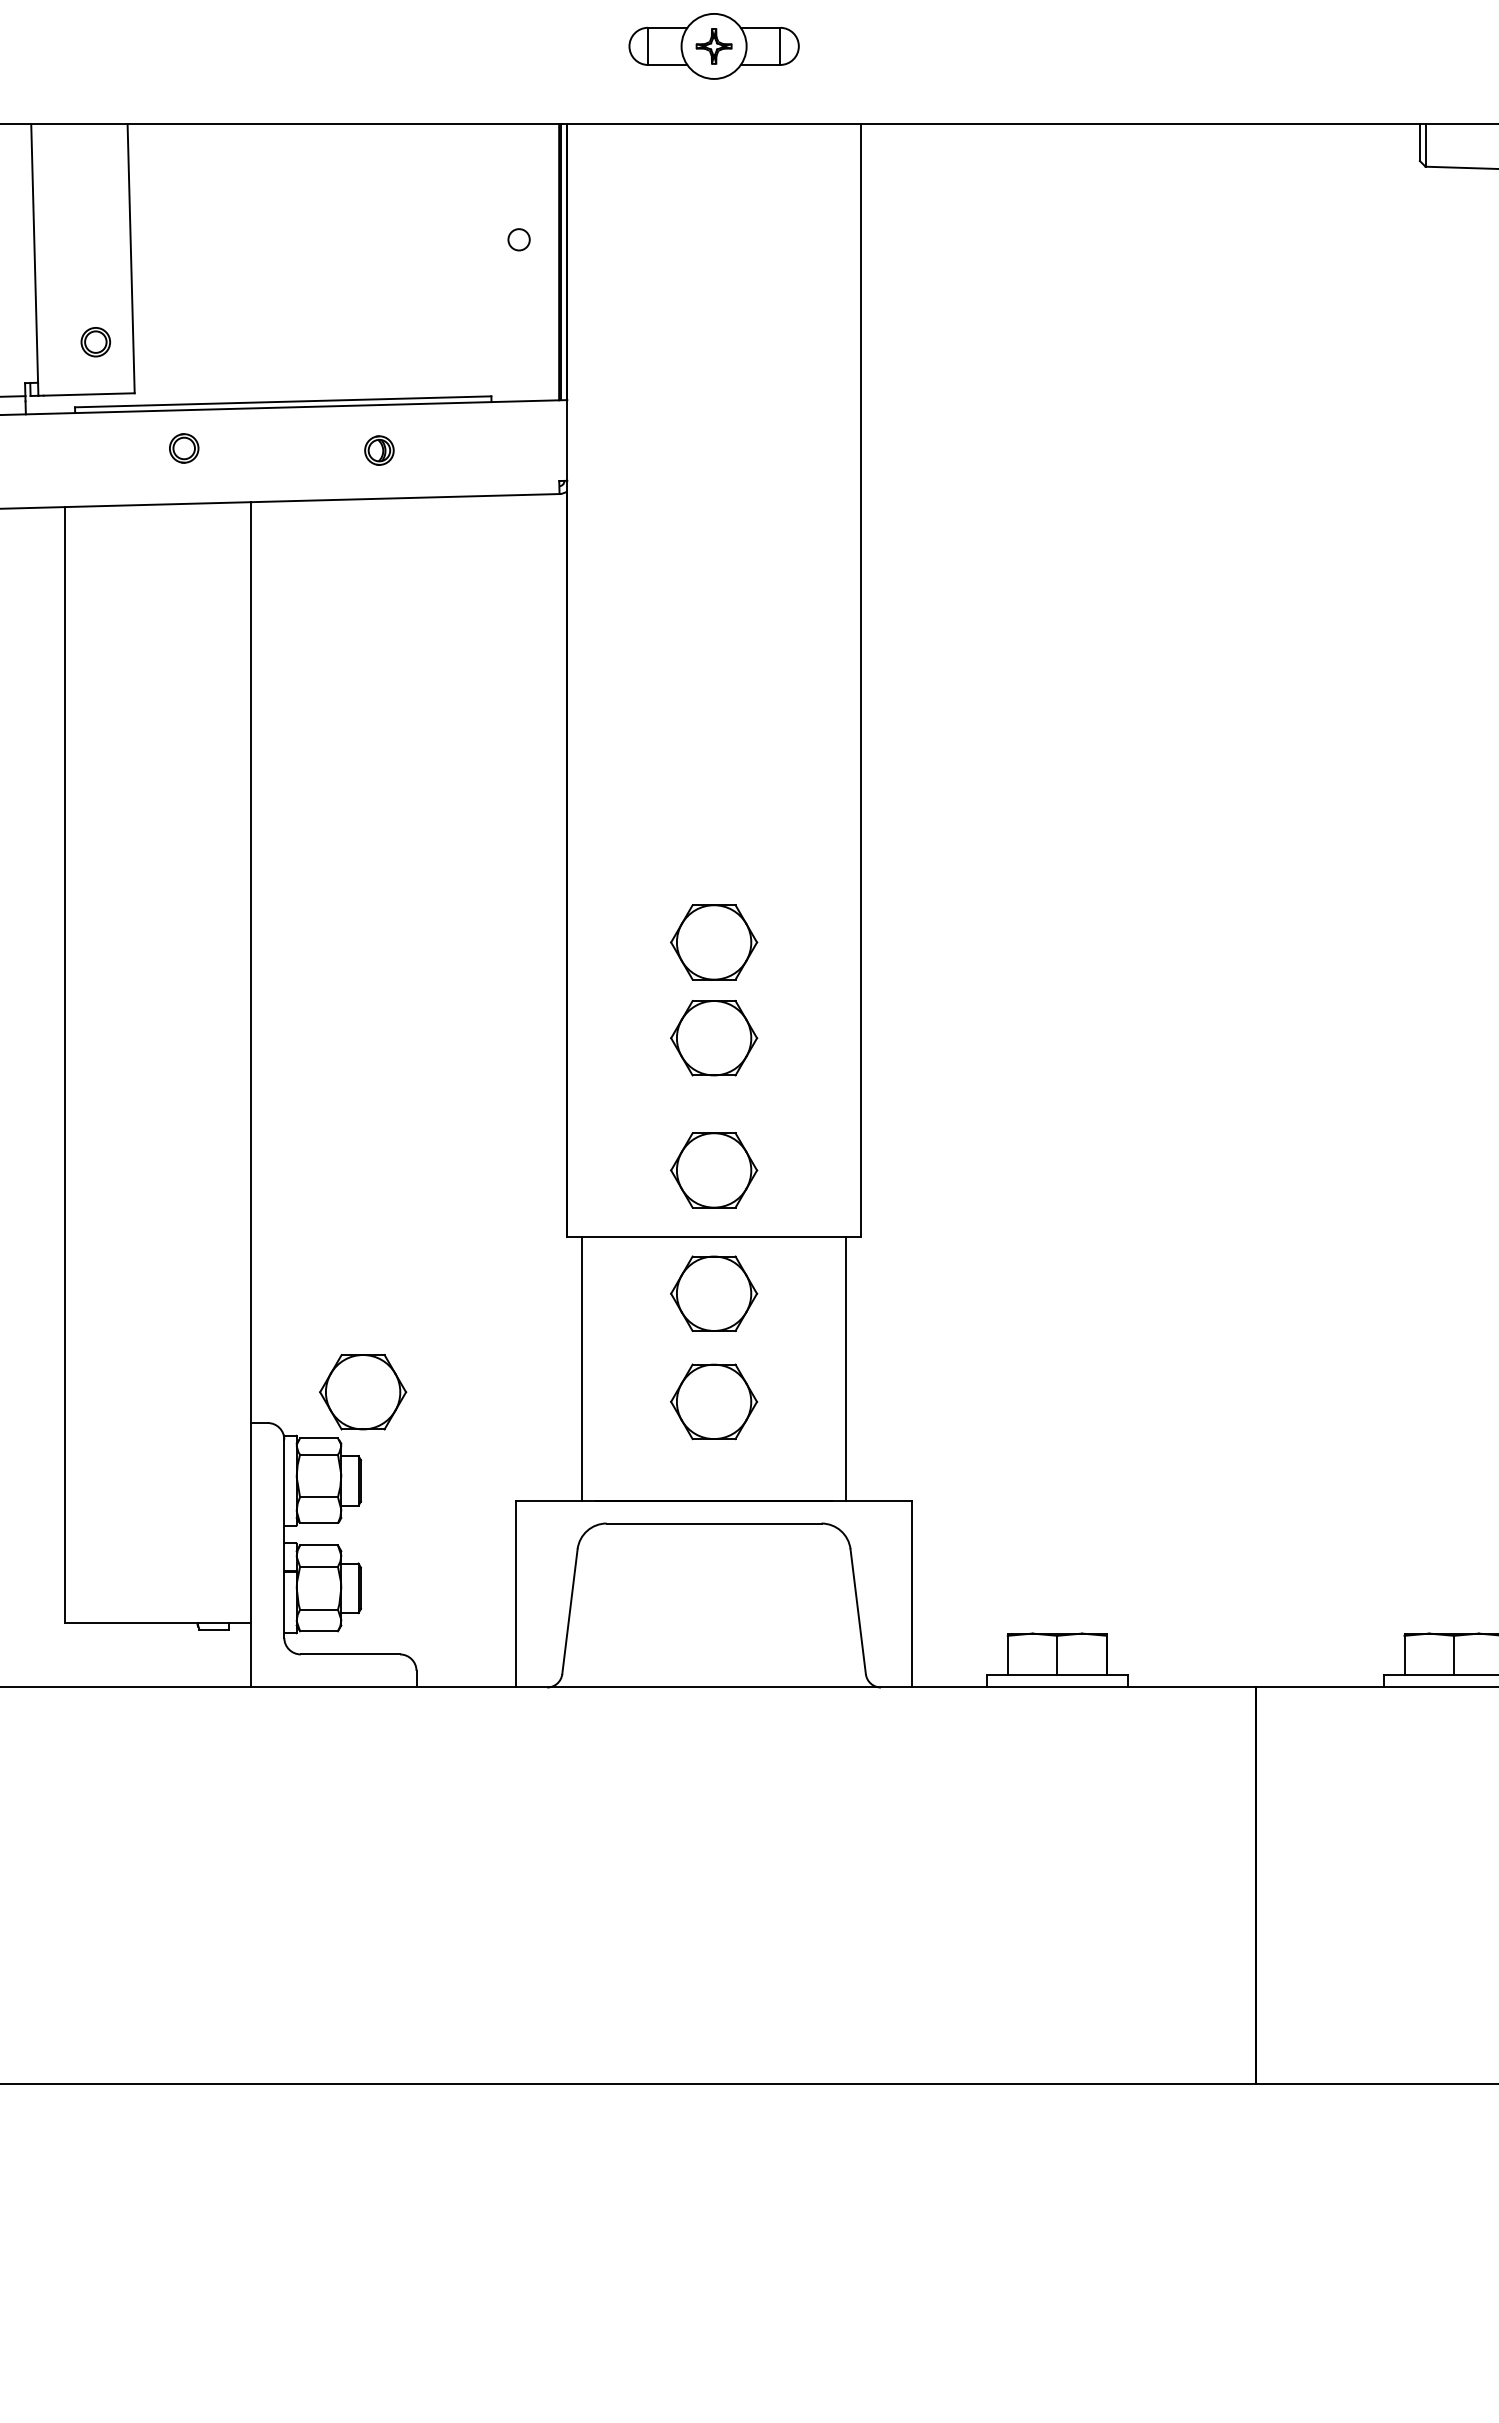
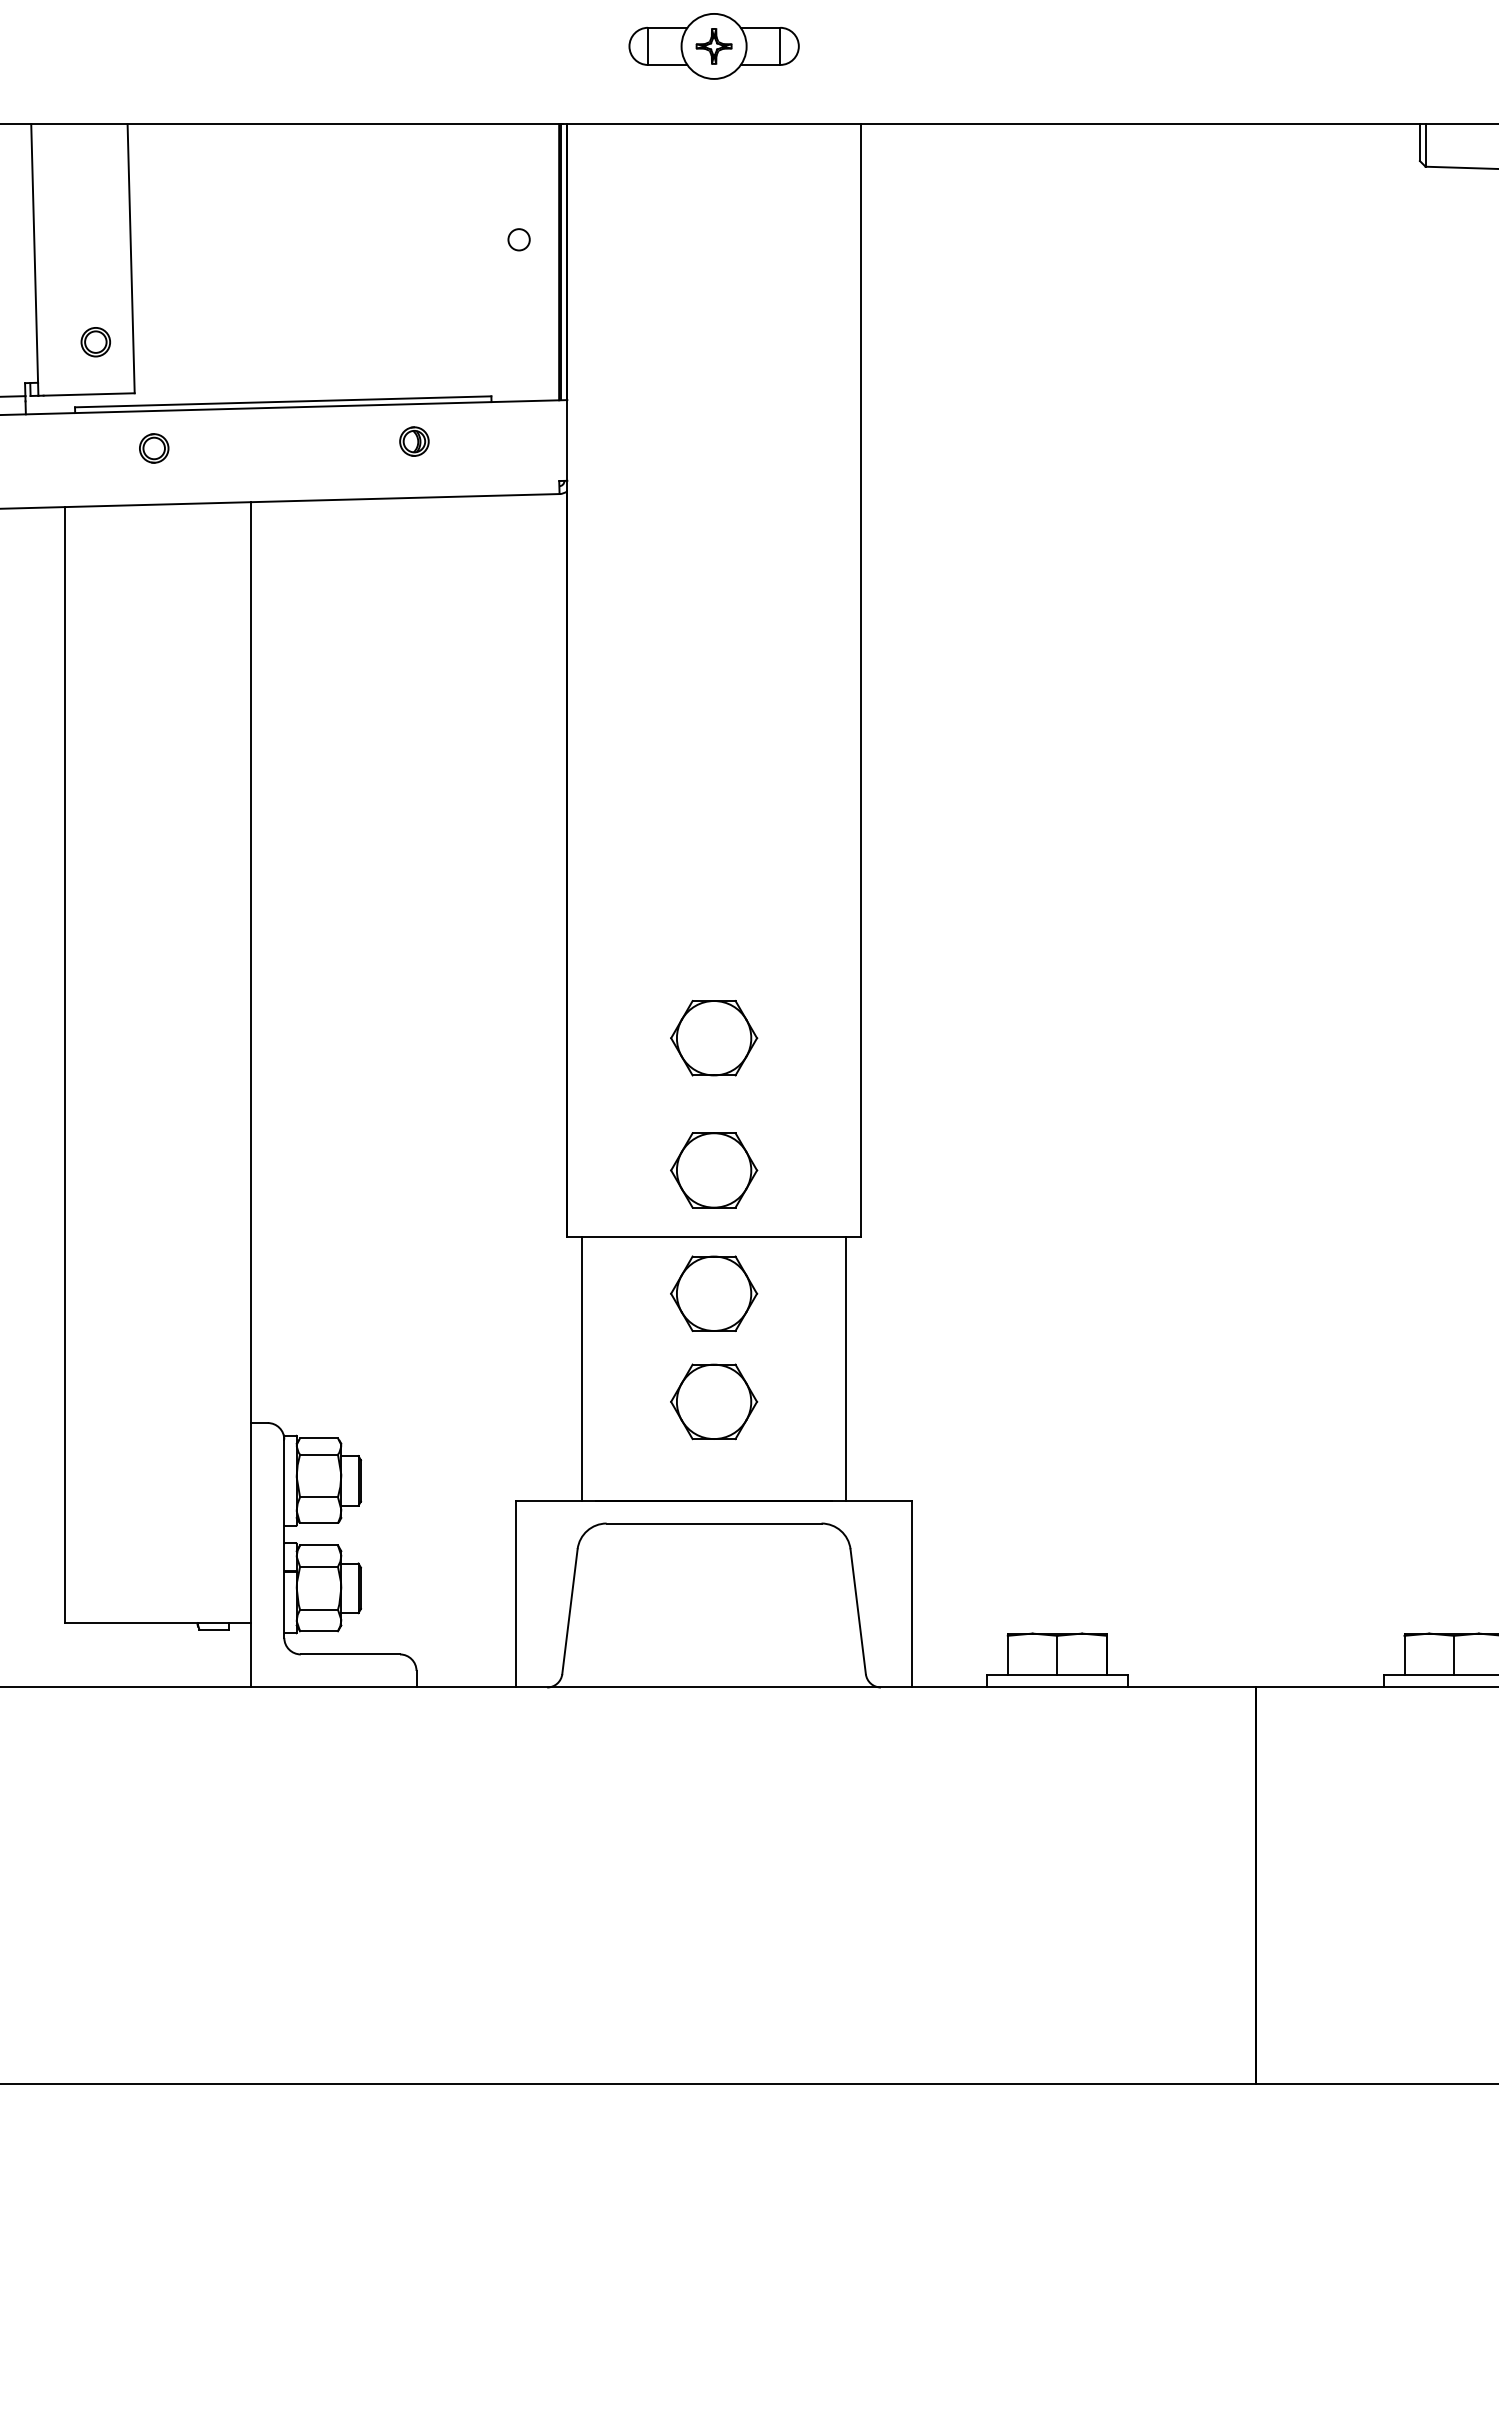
part position: (184, 448) -> (154, 448) (154, 448)
part position: (379, 450) -> (414, 441) (414, 441)
part: present -> none (714, 942)
part: present -> none (363, 1392)
